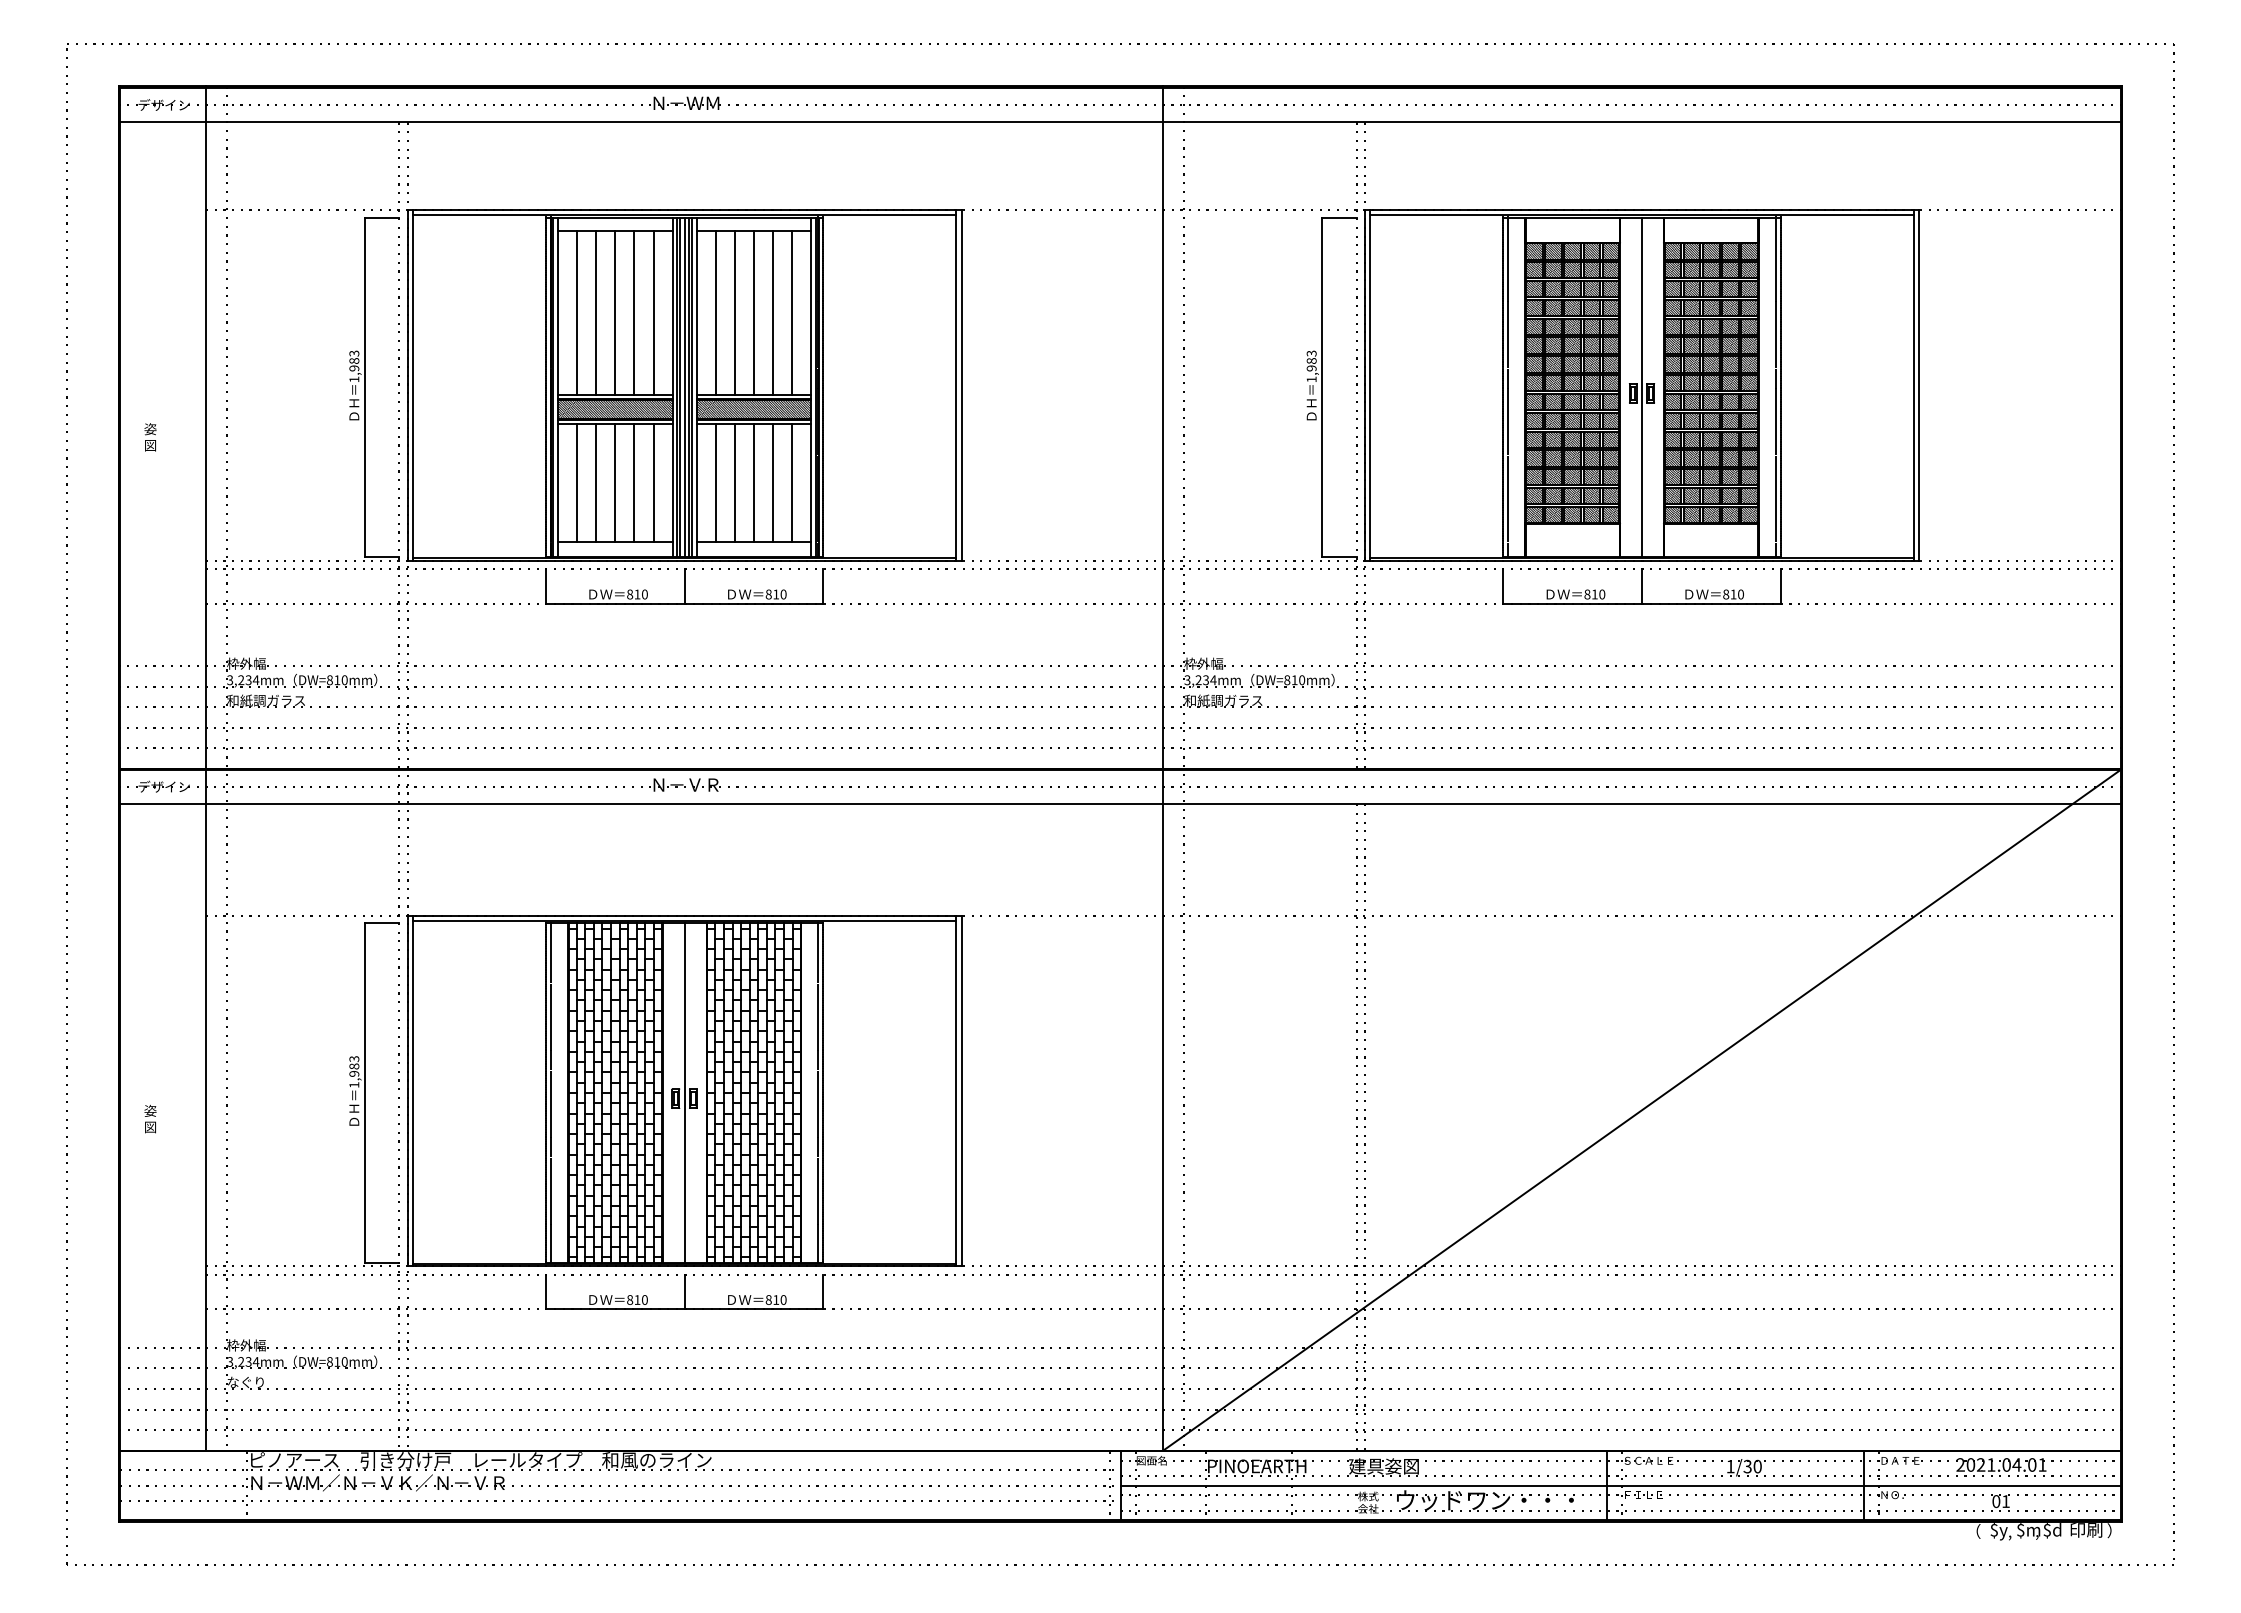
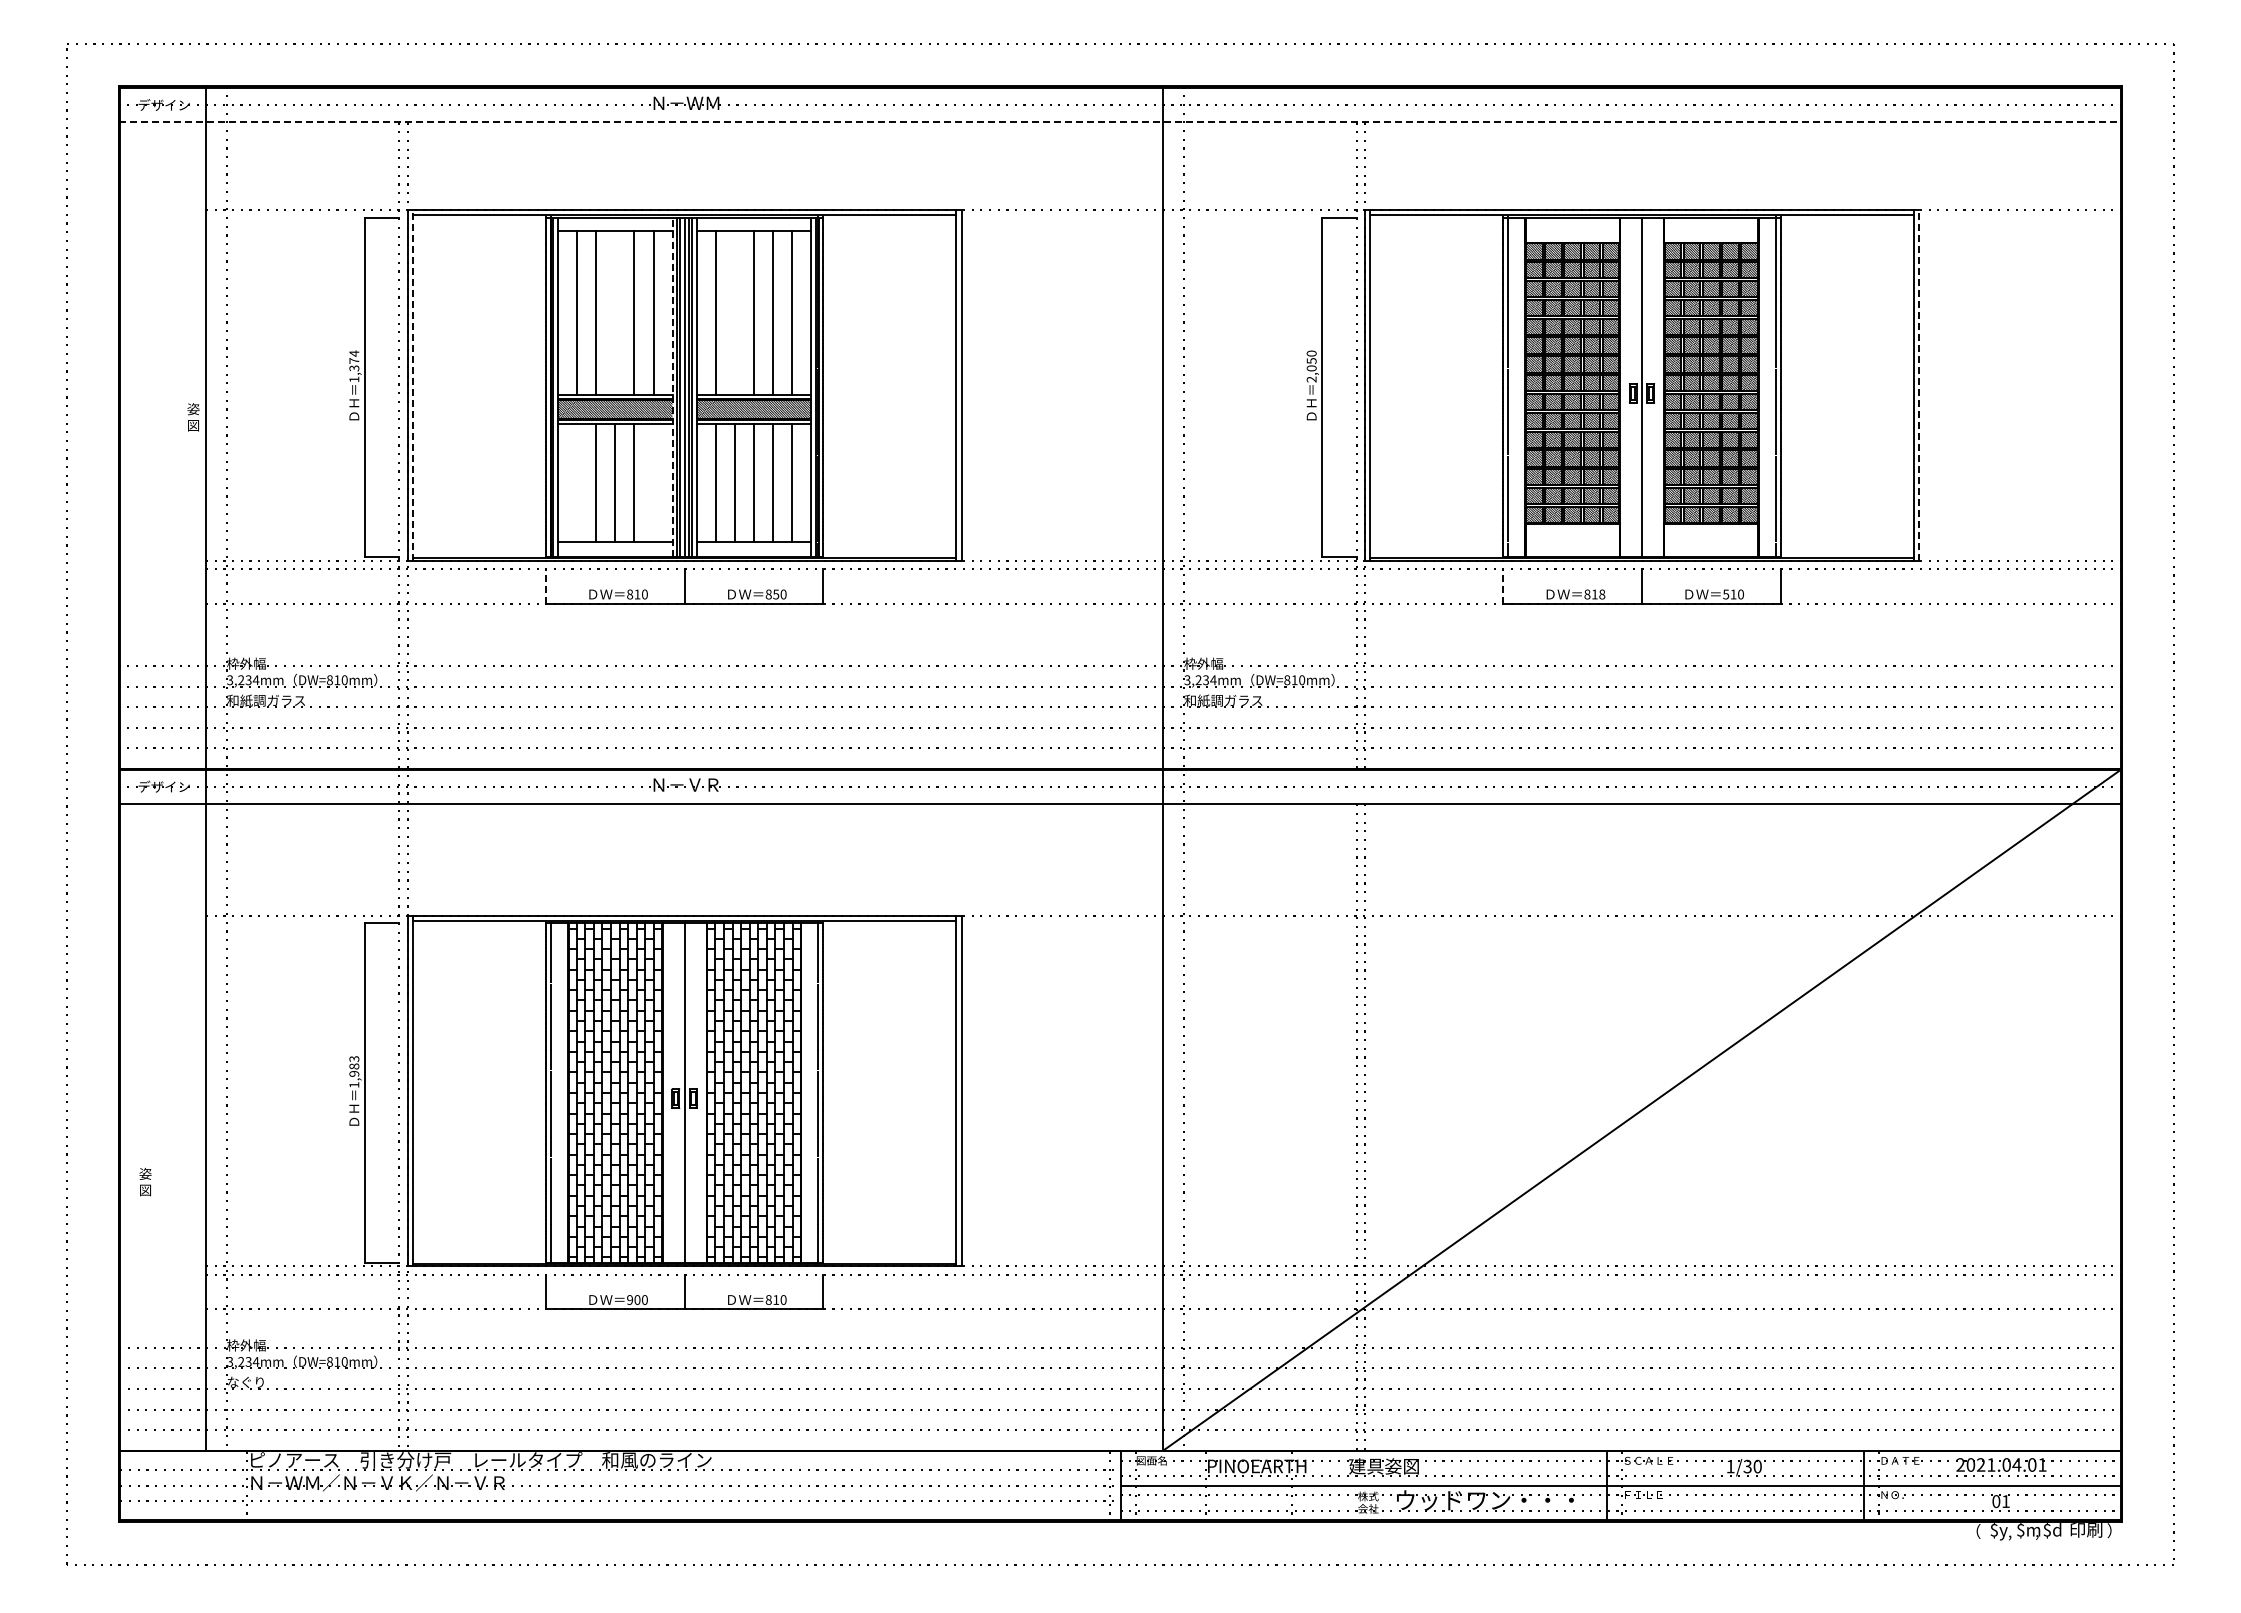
line: solid -> dashed (1120, 122)
line: present -> none (615, 312)
line: present -> none (734, 312)
text: 1,983 -> 1,374 (354, 360)
text: 1,983 -> 2,050 (1311, 366)
line: solid -> dashed (412, 384)
line: solid -> dashed (1918, 384)
line: solid -> dashed (672, 387)
text position: (150, 437) -> (193, 417) (193, 417)
line: present -> none (577, 482)
line: present -> none (653, 482)
line: solid -> dashed (545, 585)
line: solid -> dashed (1503, 585)
text: 810 -> 850 (776, 594)
text: 810 -> 818 (1602, 594)
text: 810 -> 510 (1726, 594)
text position: (150, 1118) -> (145, 1181) (145, 1181)
text: 810 -> 900 (633, 1299)
